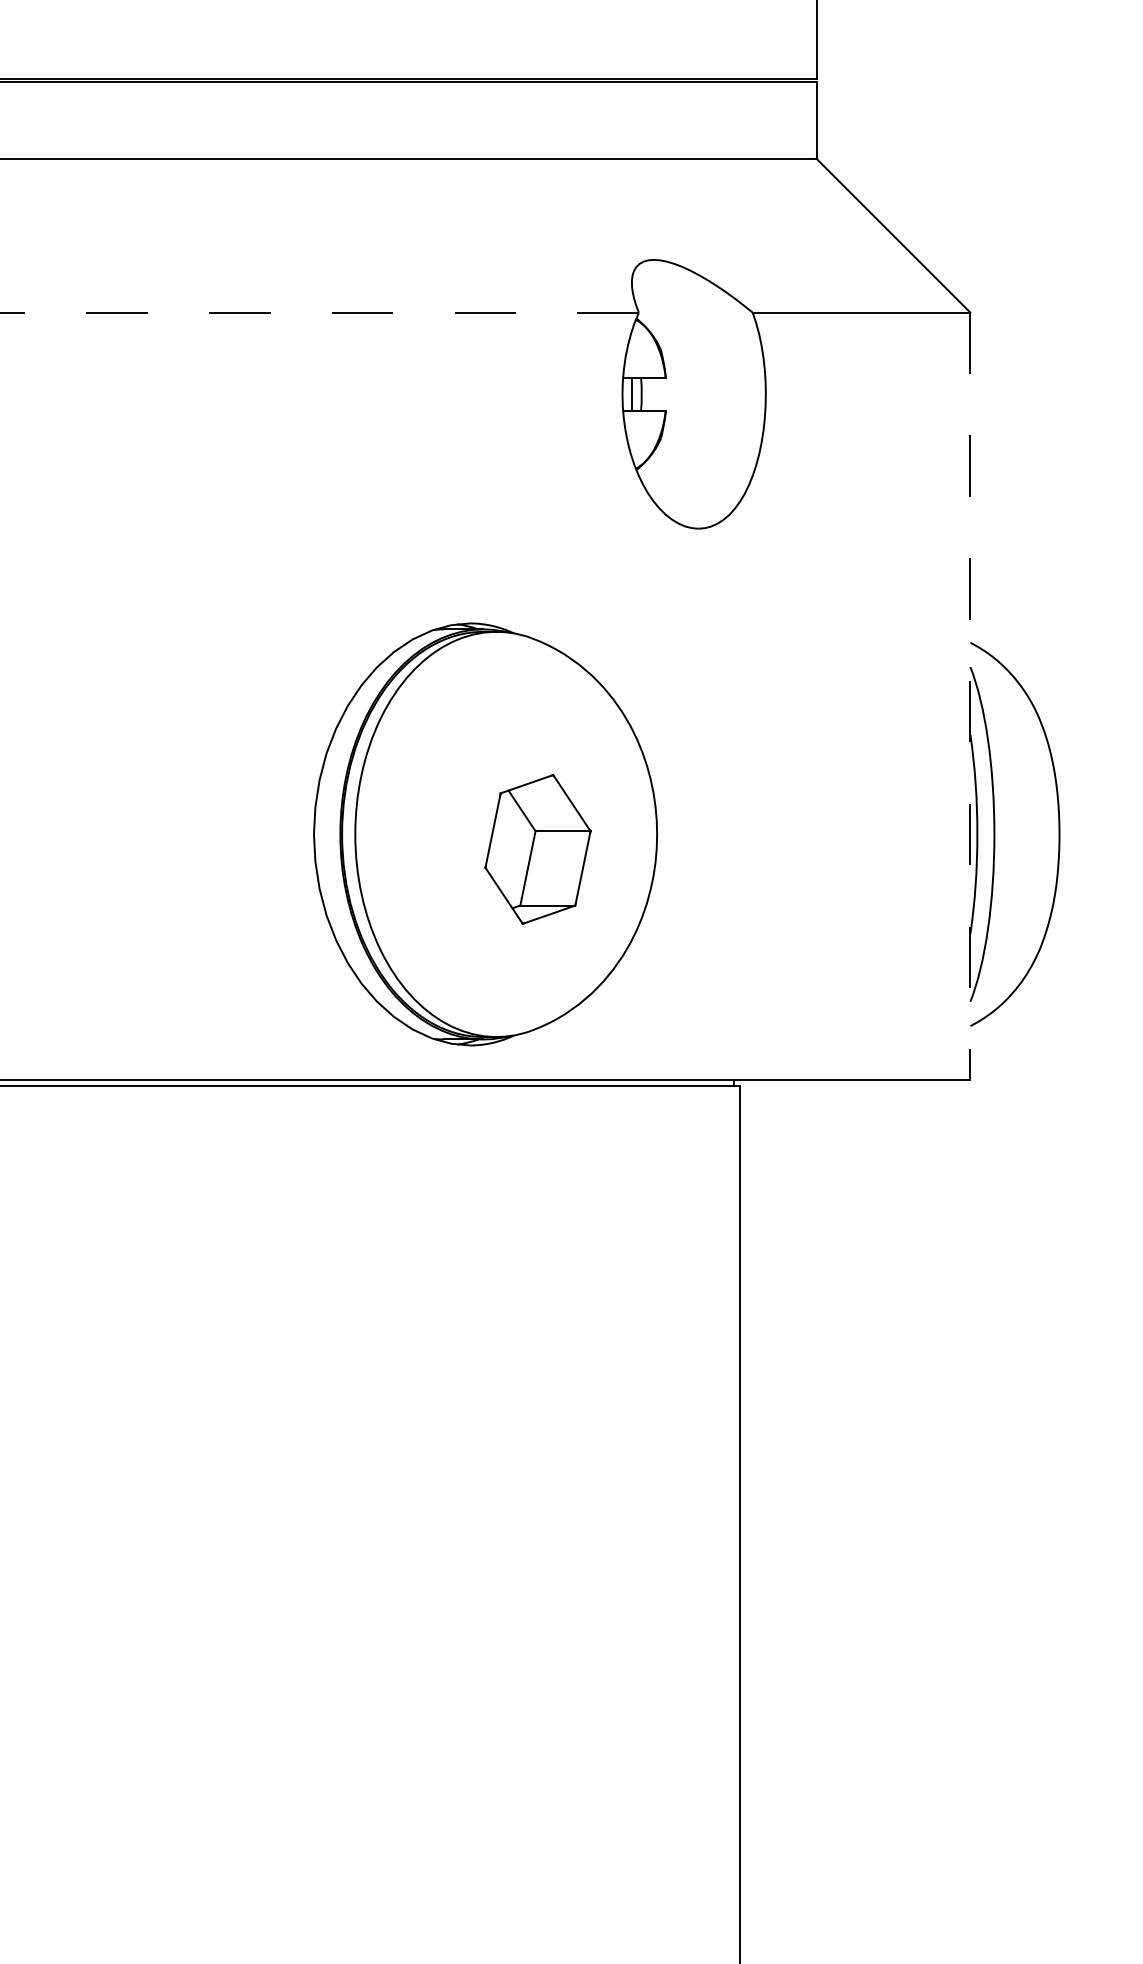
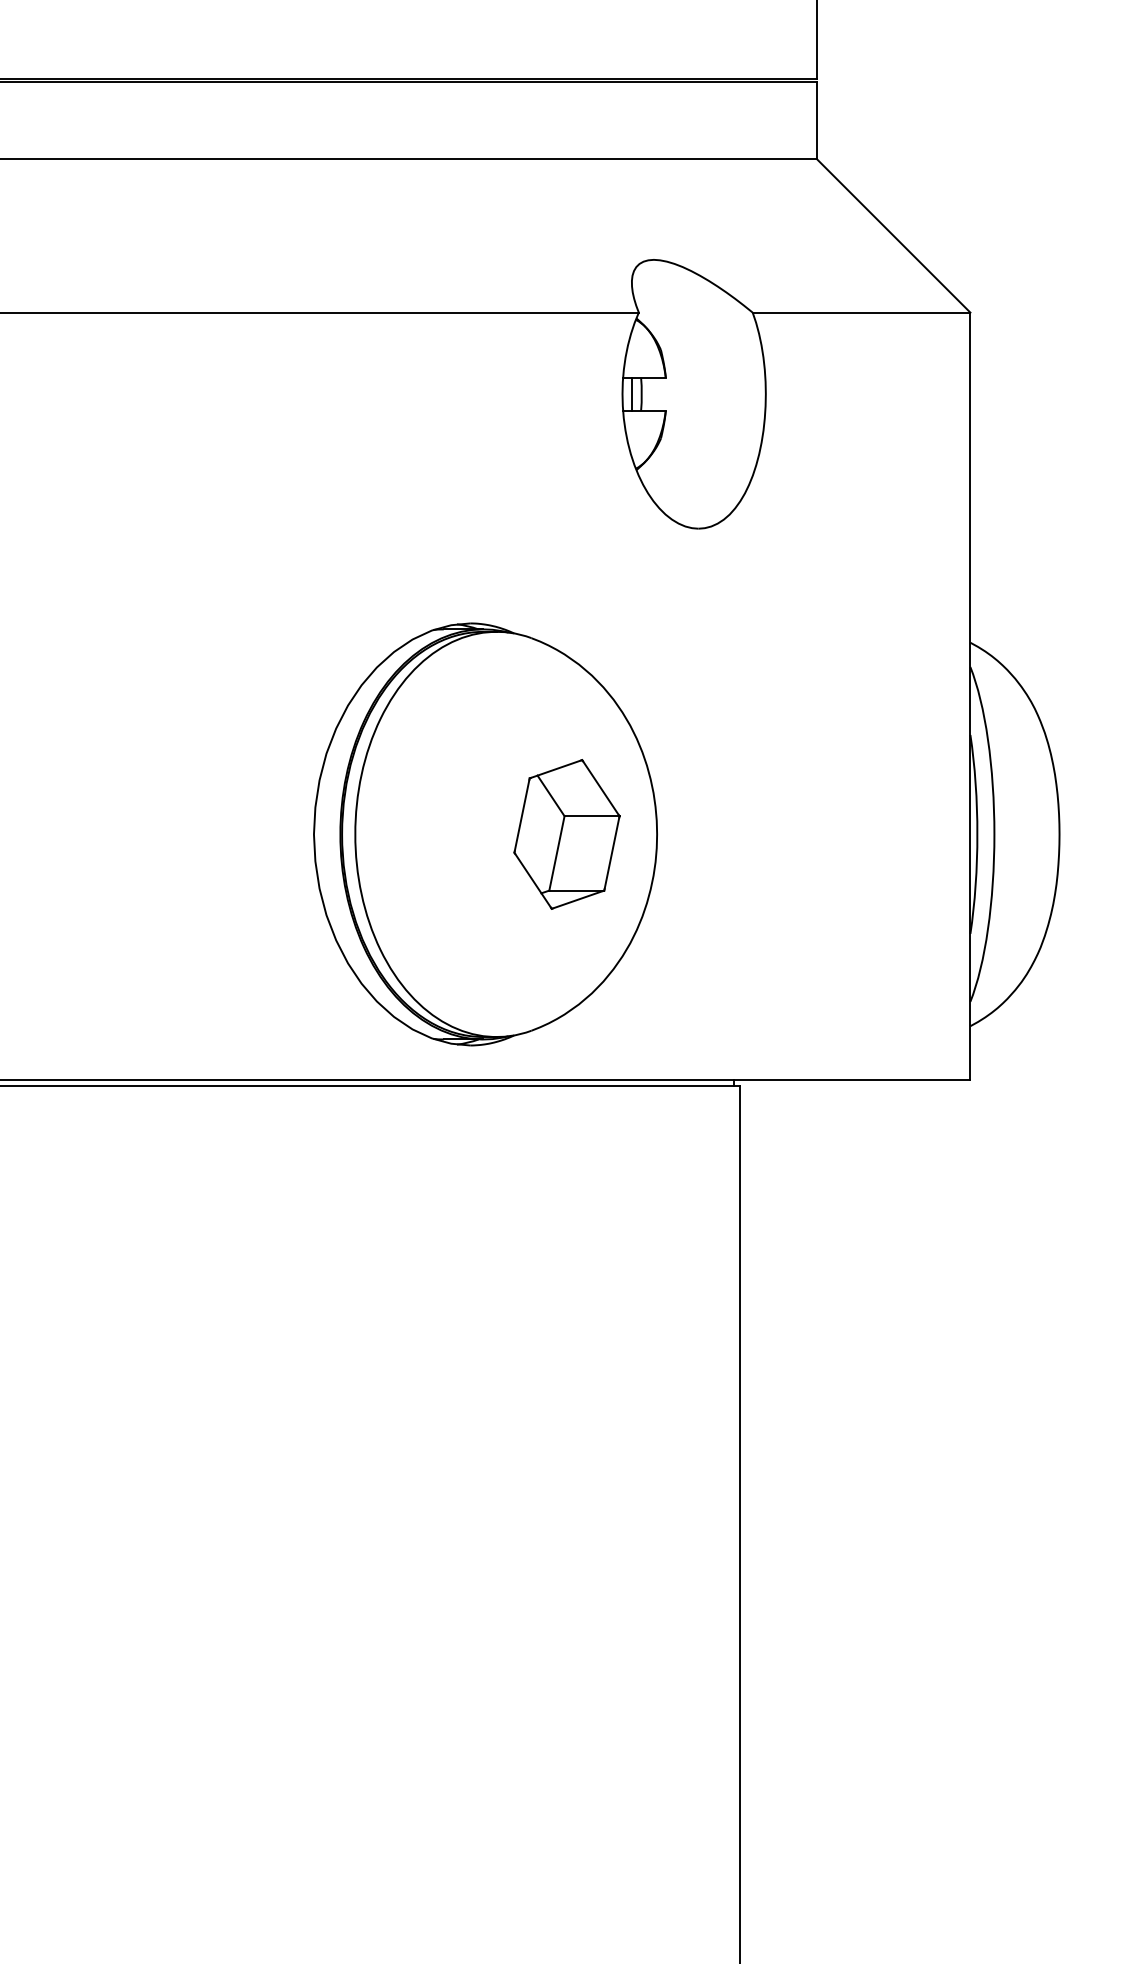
line: dashed -> solid (319, 312)
line: dashed -> solid (970, 696)
part position: (537, 849) -> (566, 834) (566, 834)
